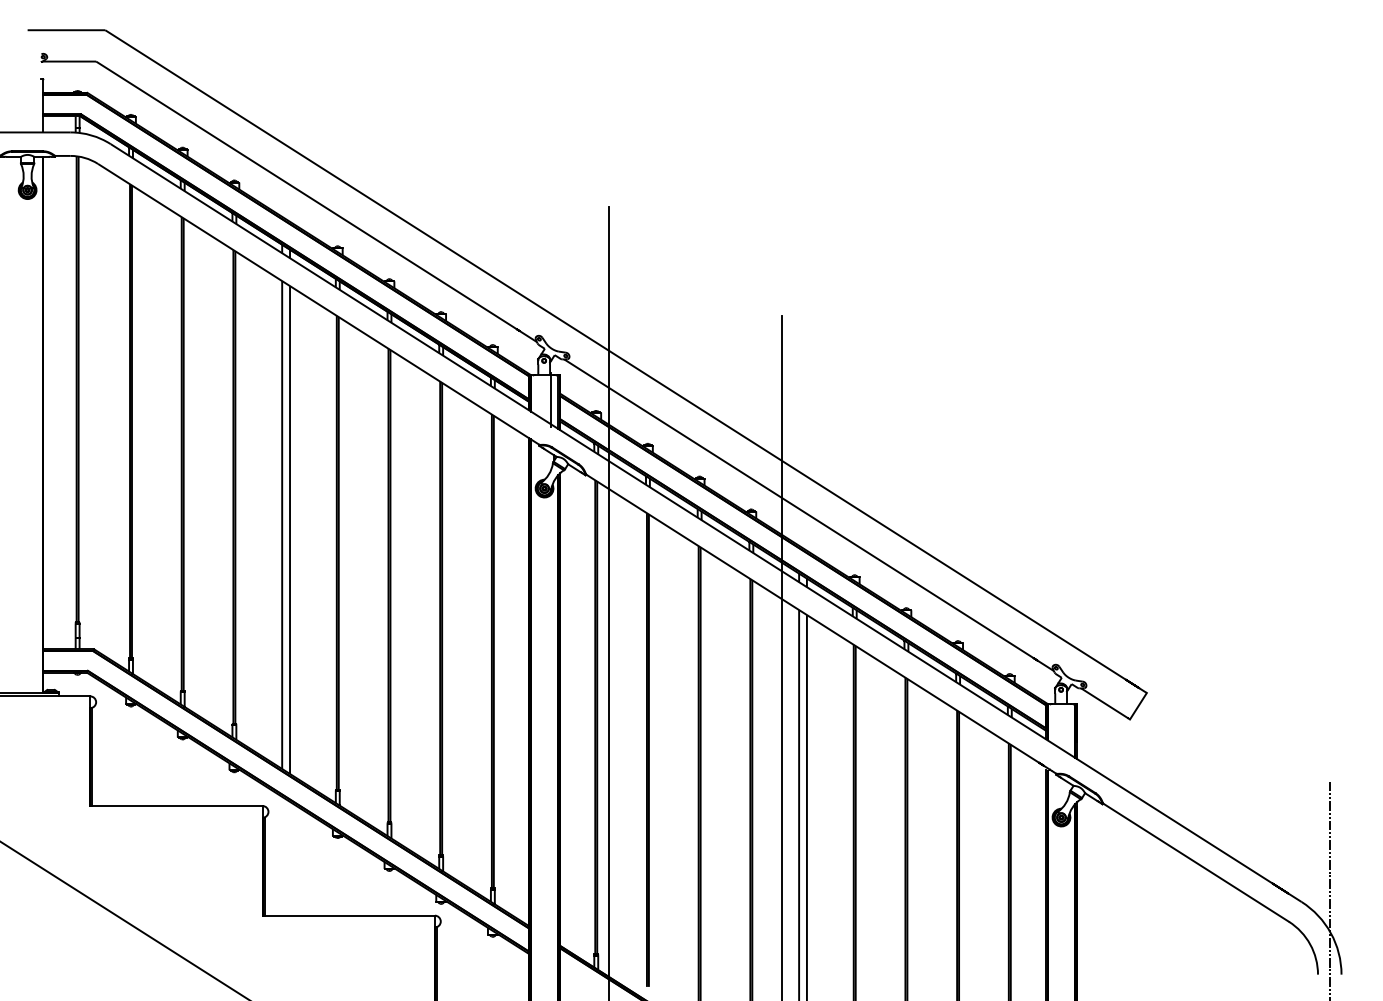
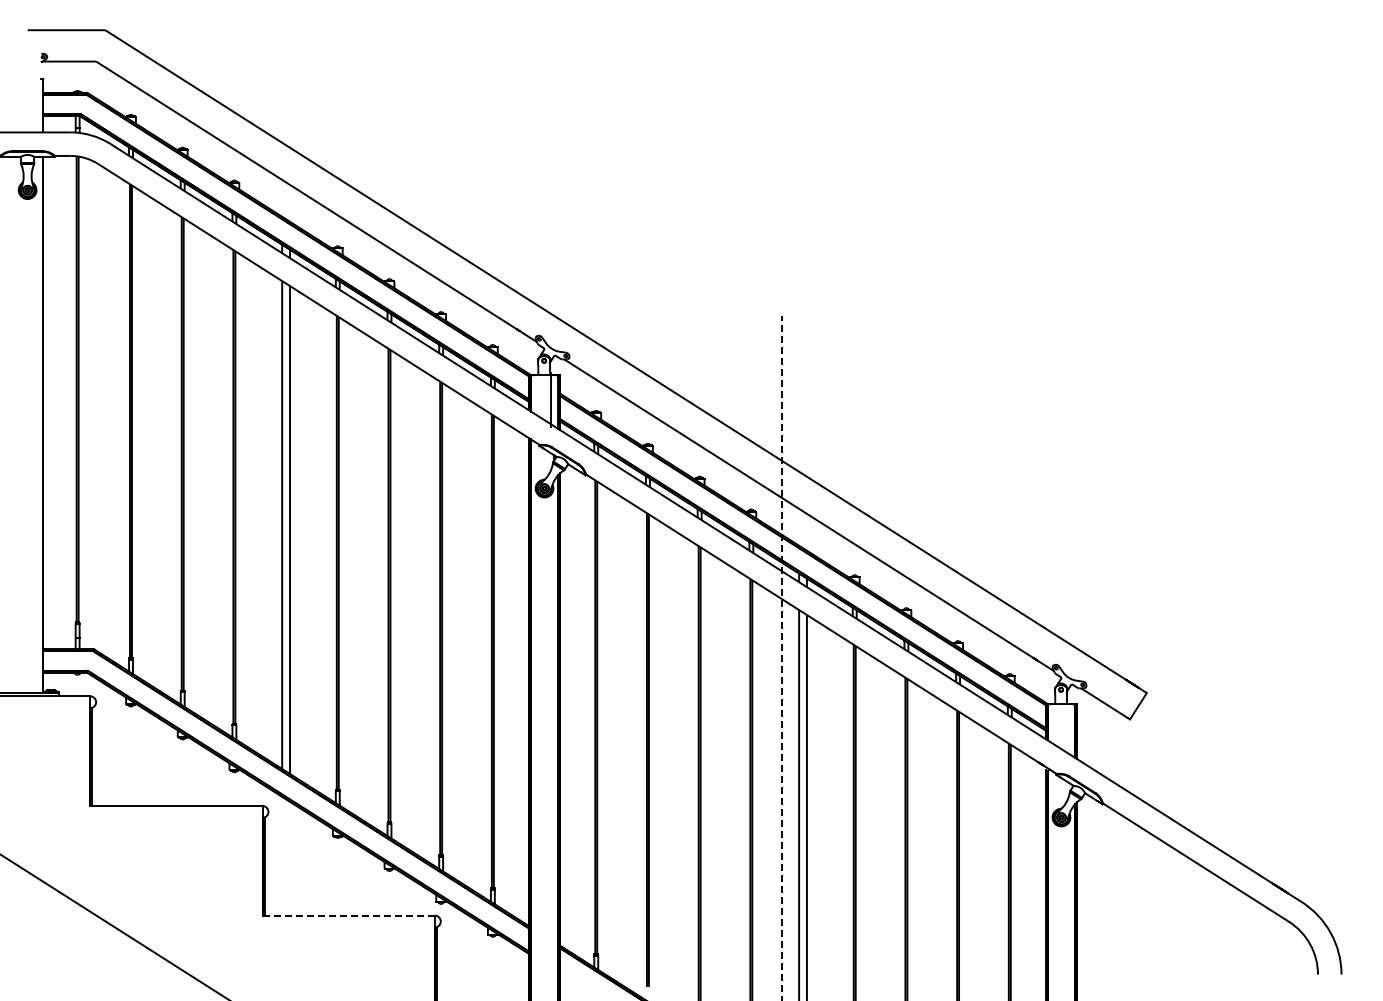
line: present -> none (608, 601)
line: solid -> dashed (781, 658)
line: present -> none (1329, 889)
line: solid -> dashed (348, 915)
line position: (123, 920) -> (113, 926) (113, 926)
